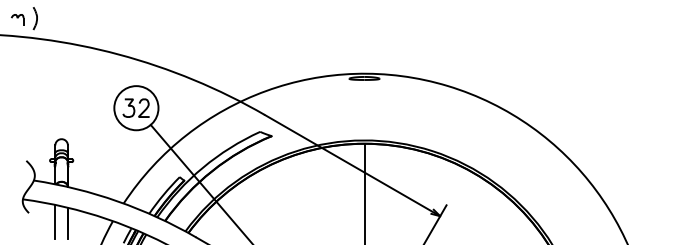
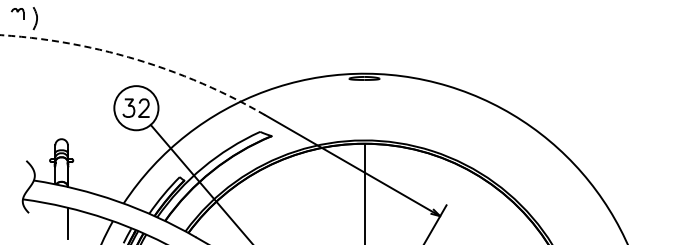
part position: (17, 19) -> (17, 13) (17, 13)
arc: solid -> dashed (136, 59)
line: present -> none (55, 221)
